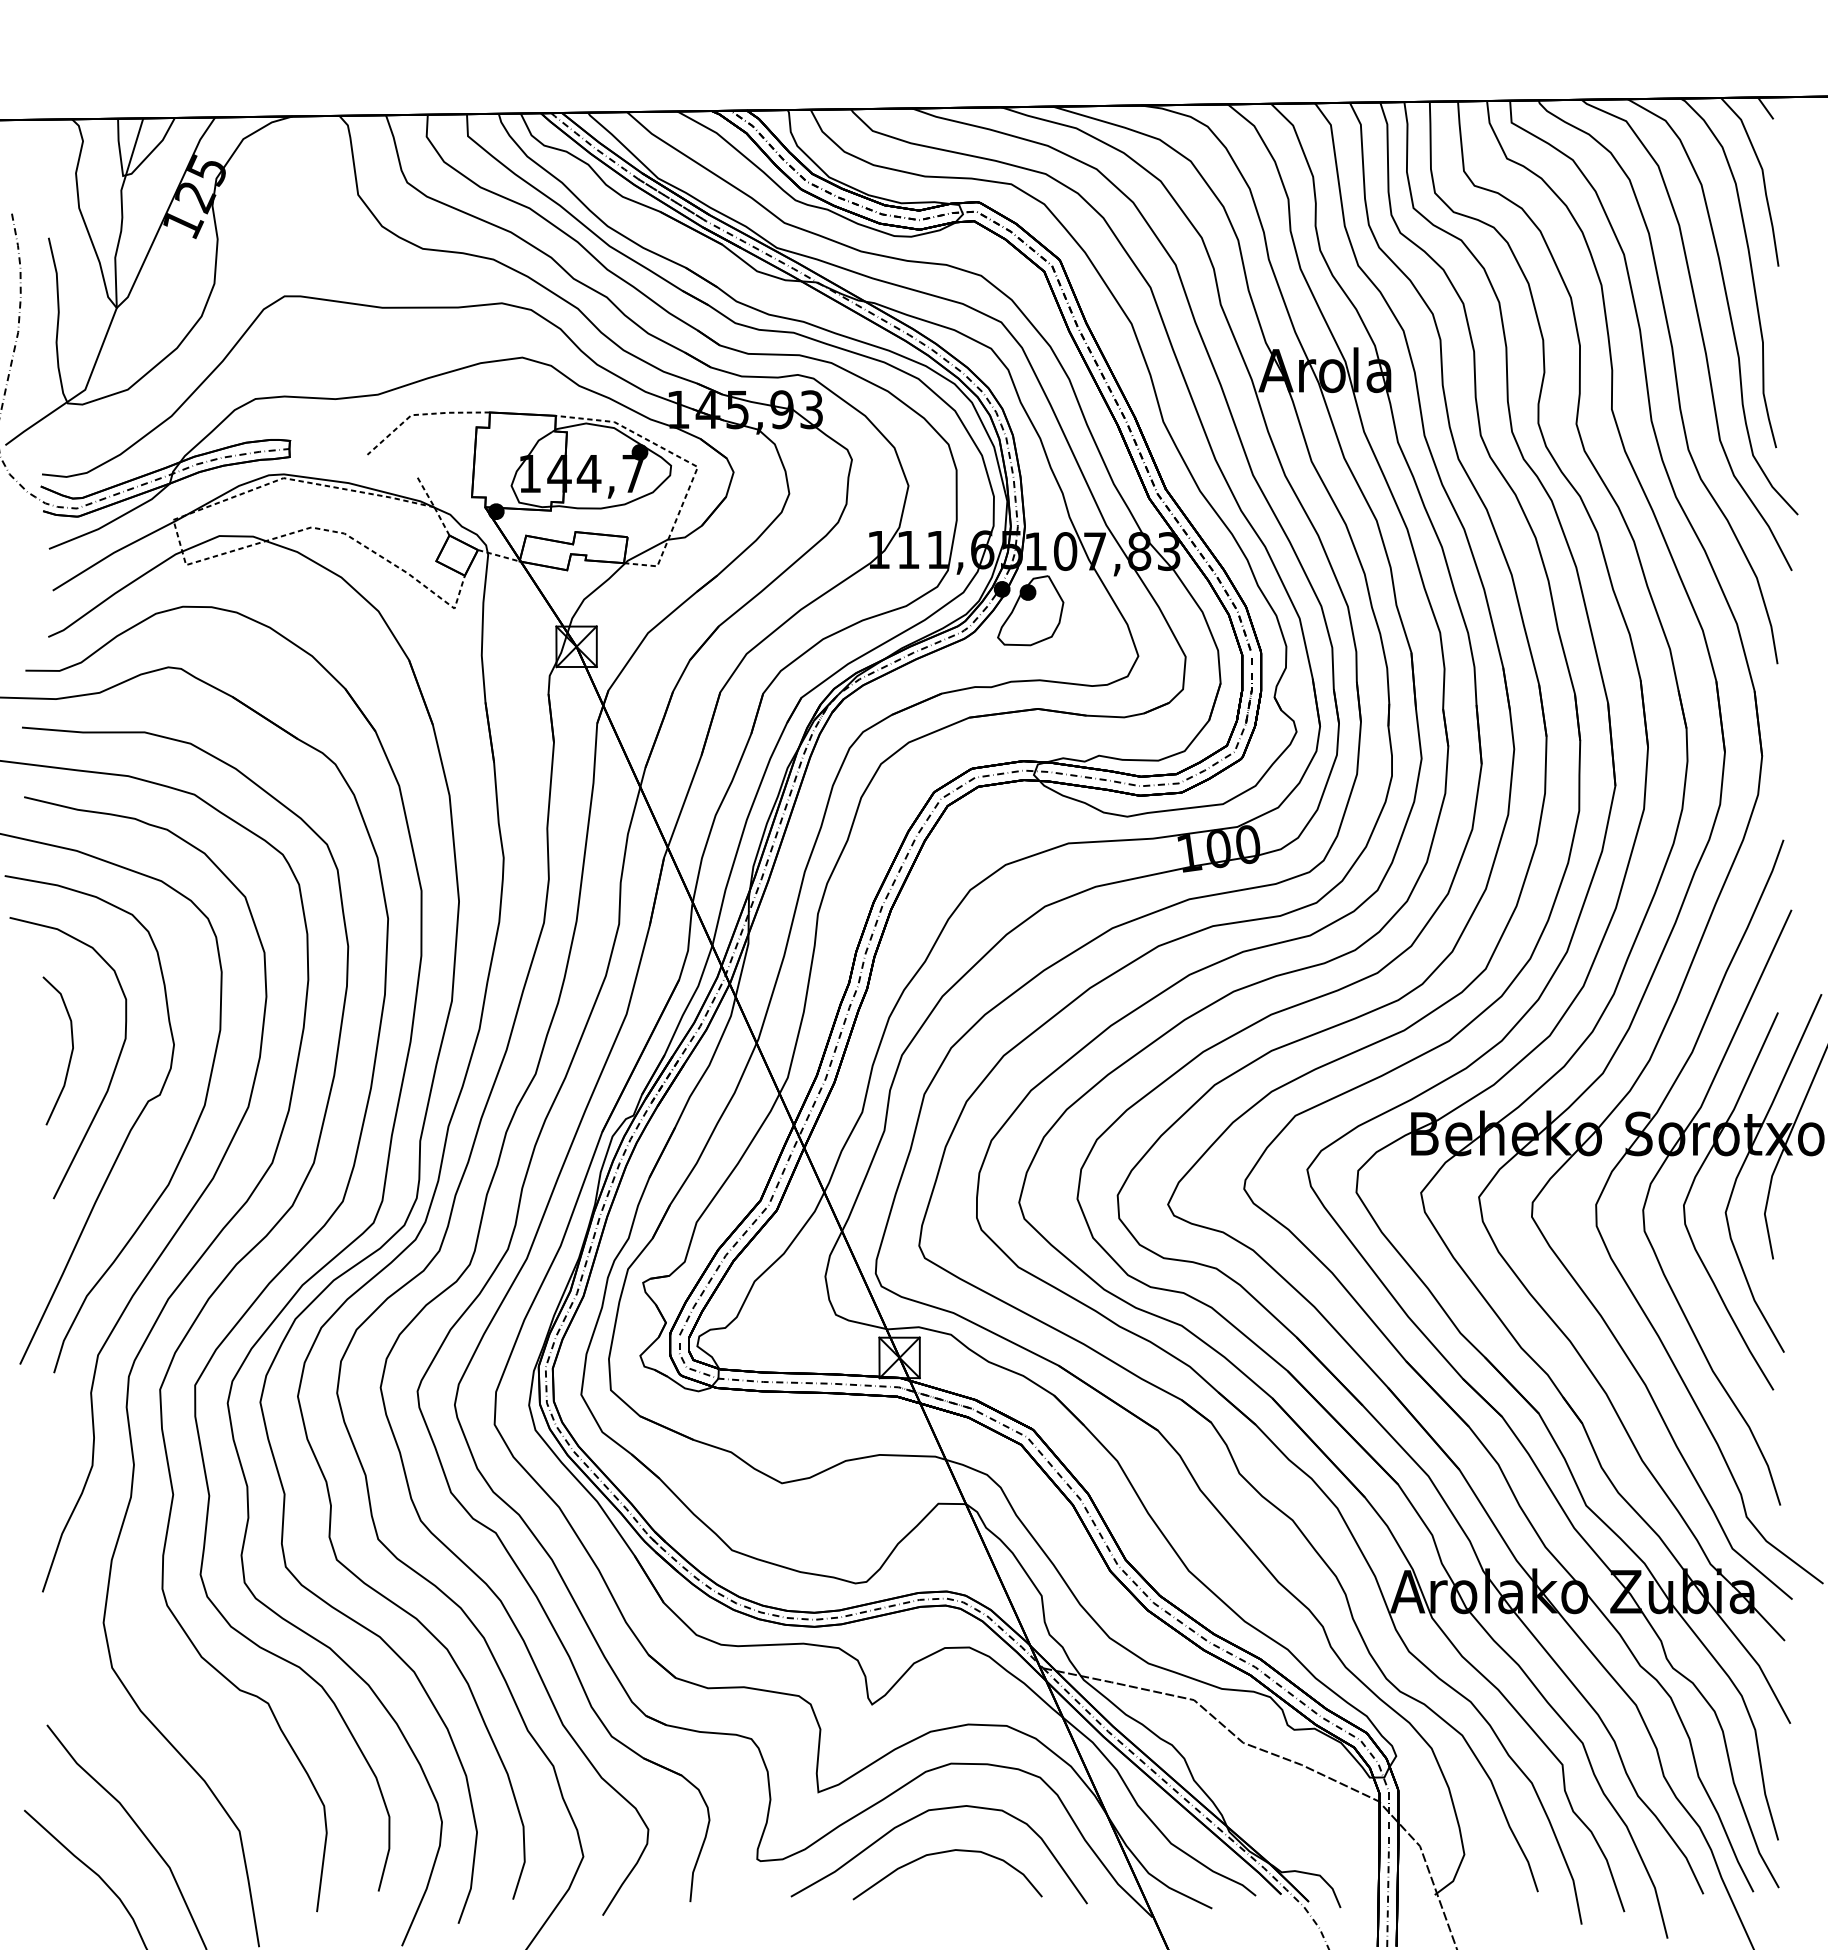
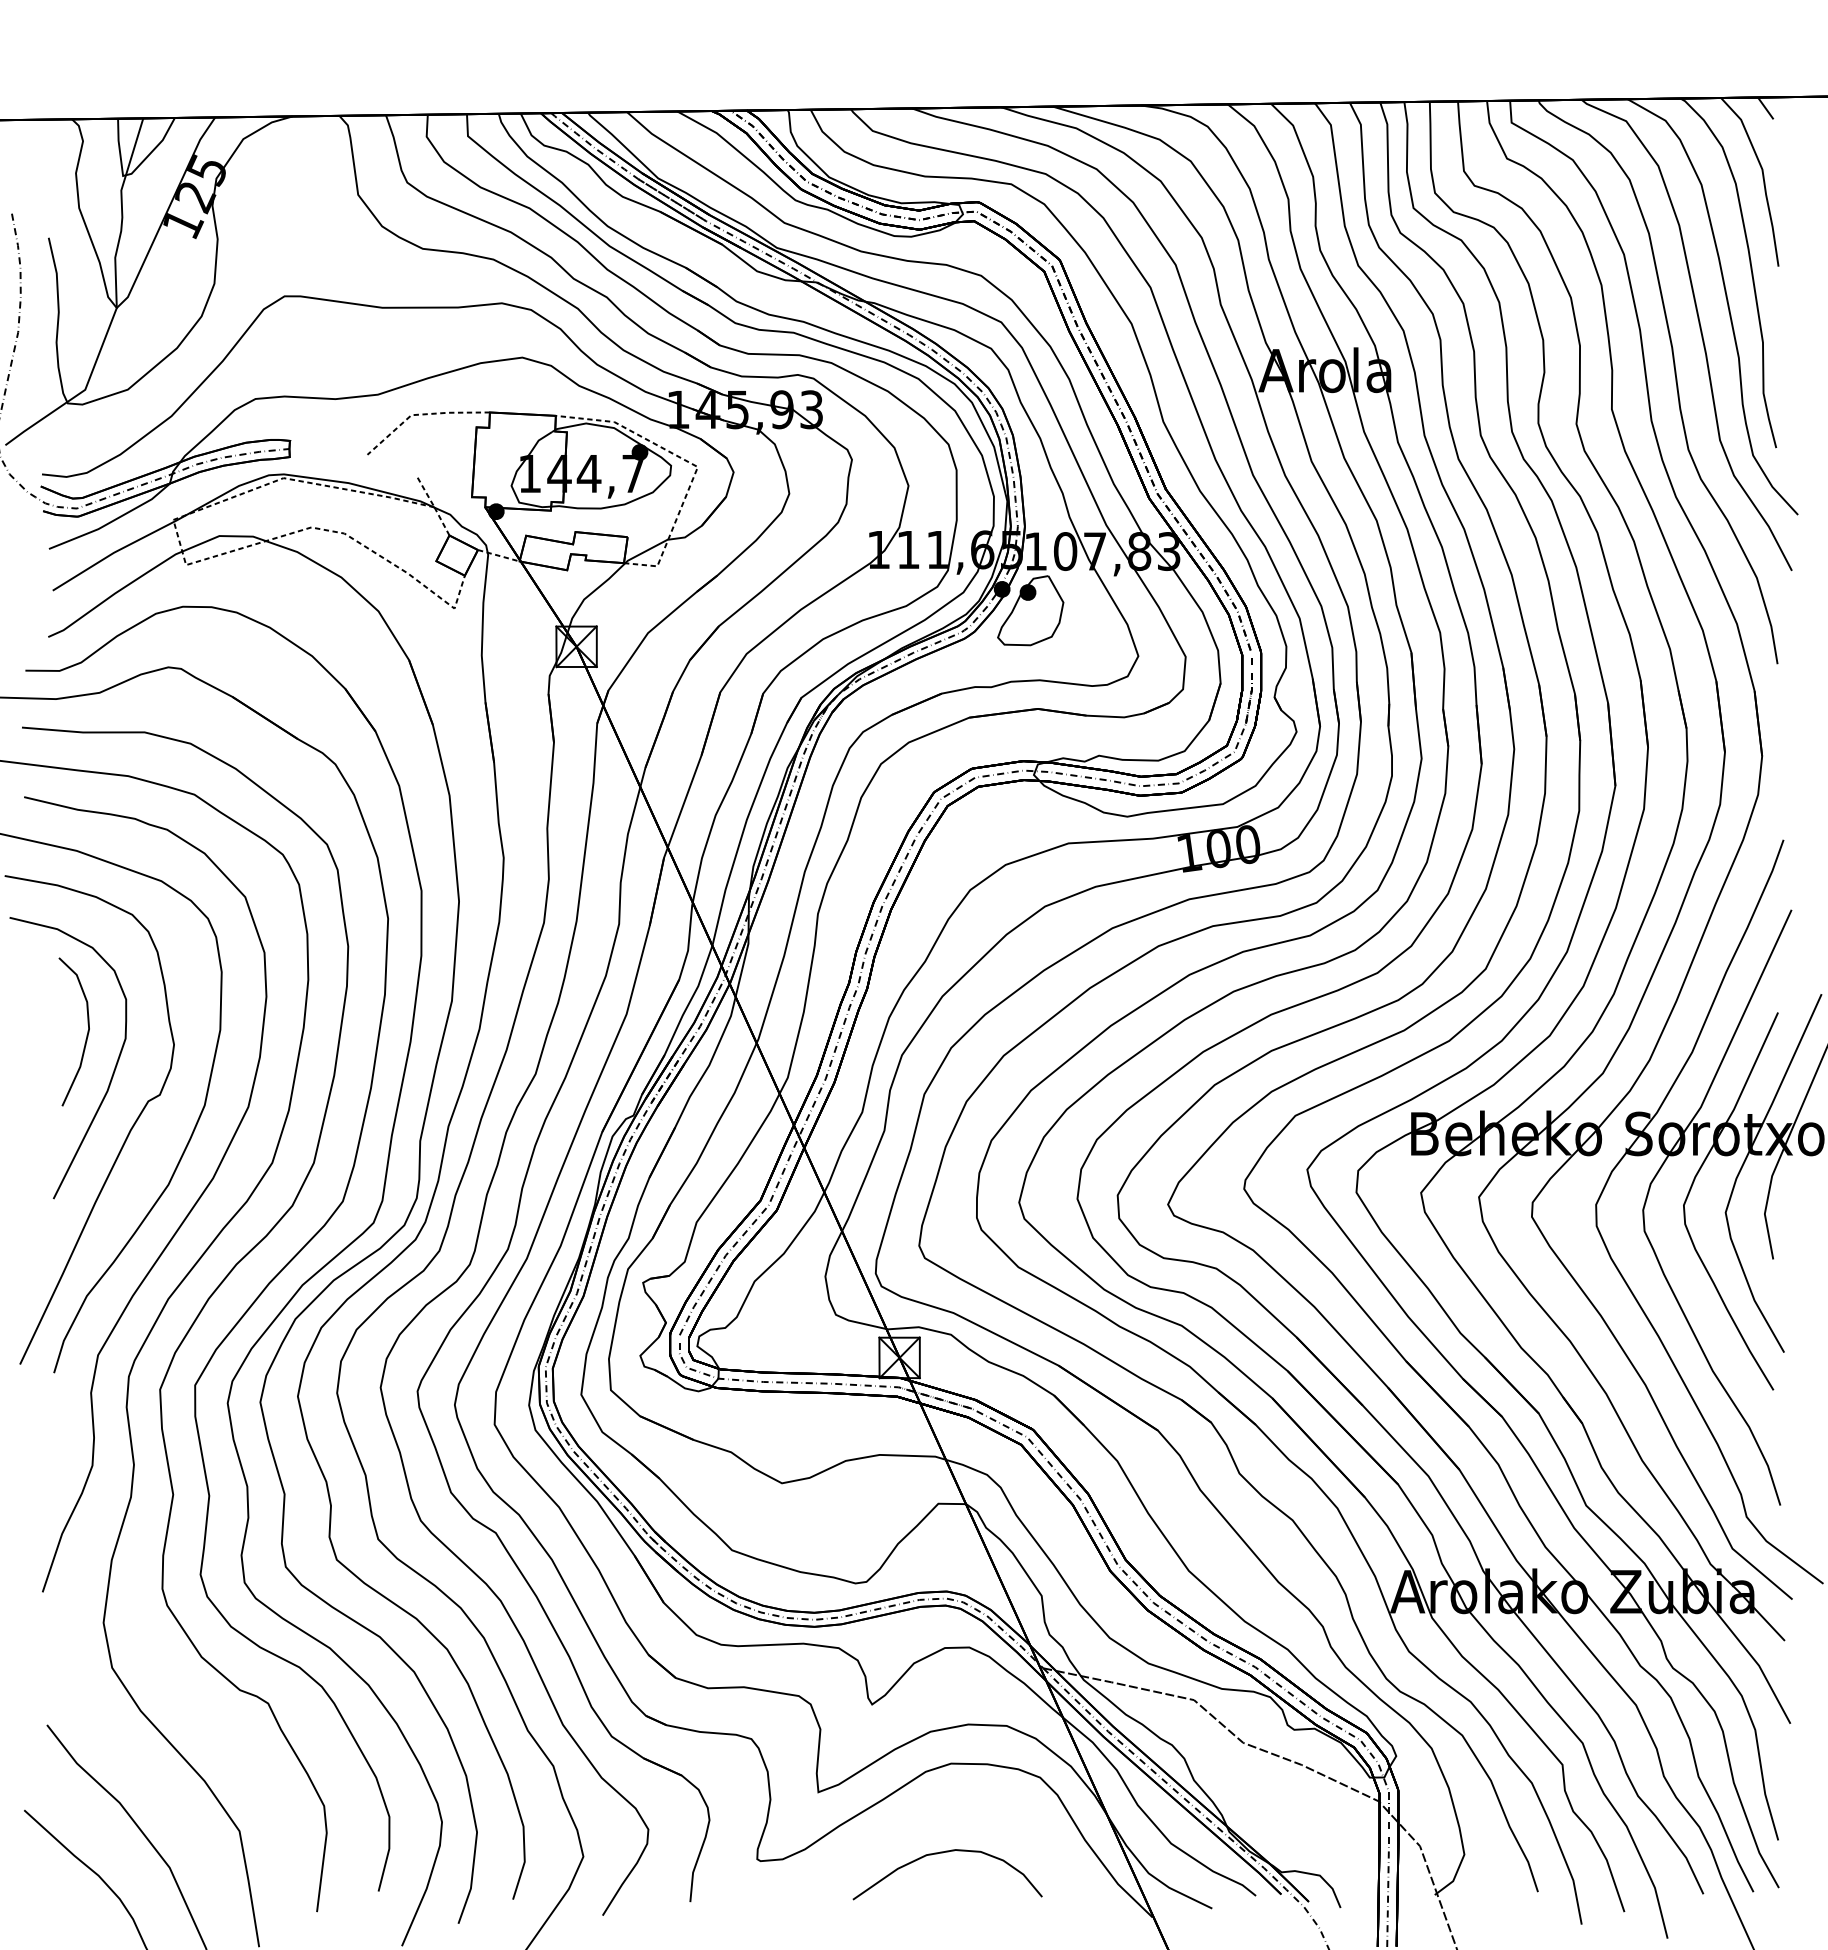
curve position: (70, 1054) -> (86, 1035) (86, 1035)
curve: present -> none (919, 1816)
